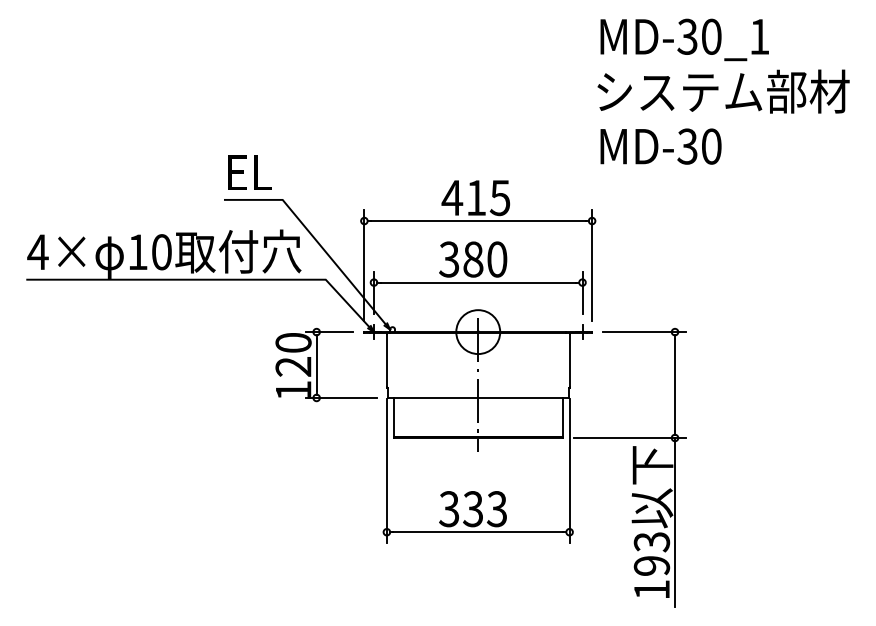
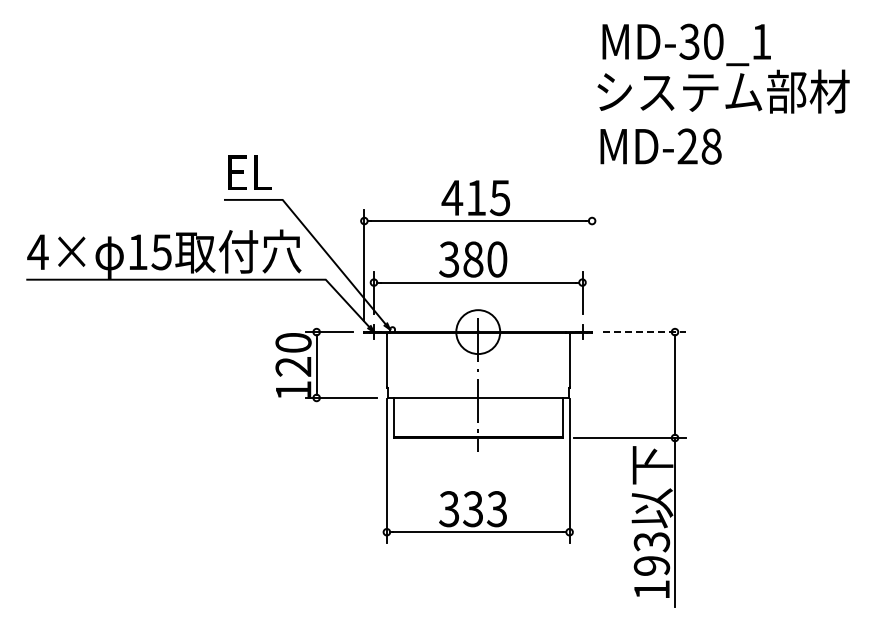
text position: (684, 39) -> (686, 44) (686, 44)
text: MD-30 -> MD-28 (699, 146)
text: 10 -> 15 (161, 252)
line: present -> none (592, 265)
line: solid -> dashed (645, 332)
